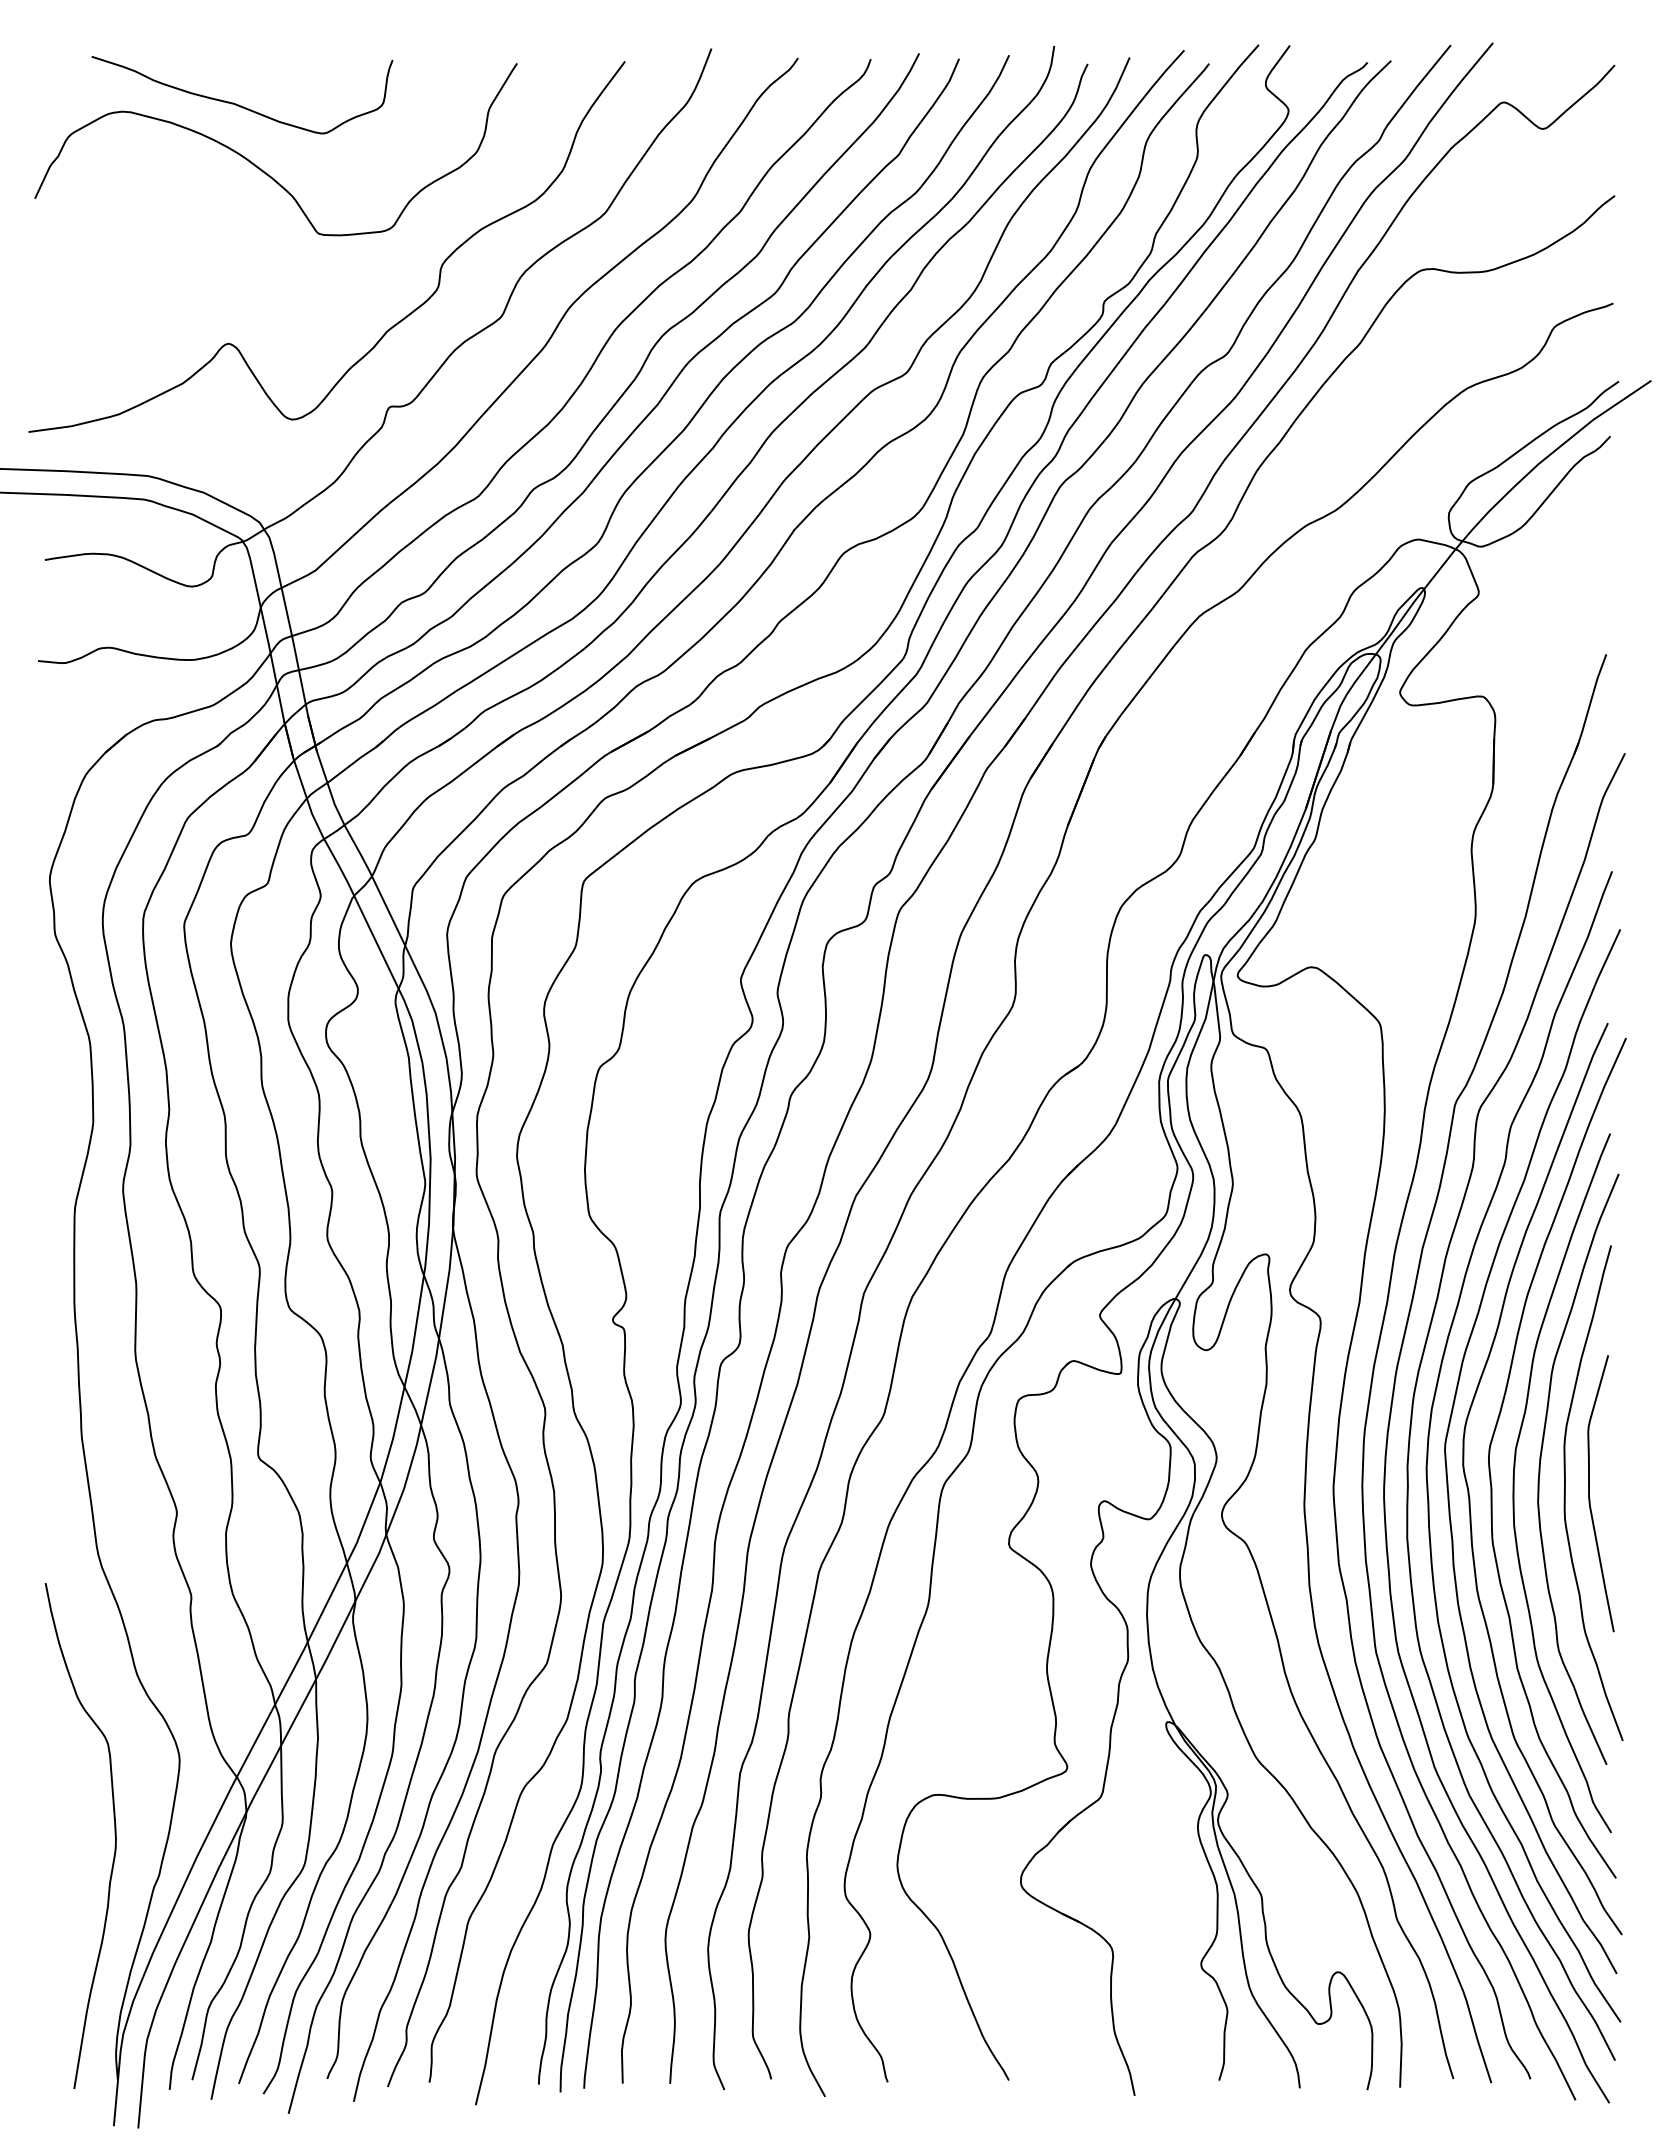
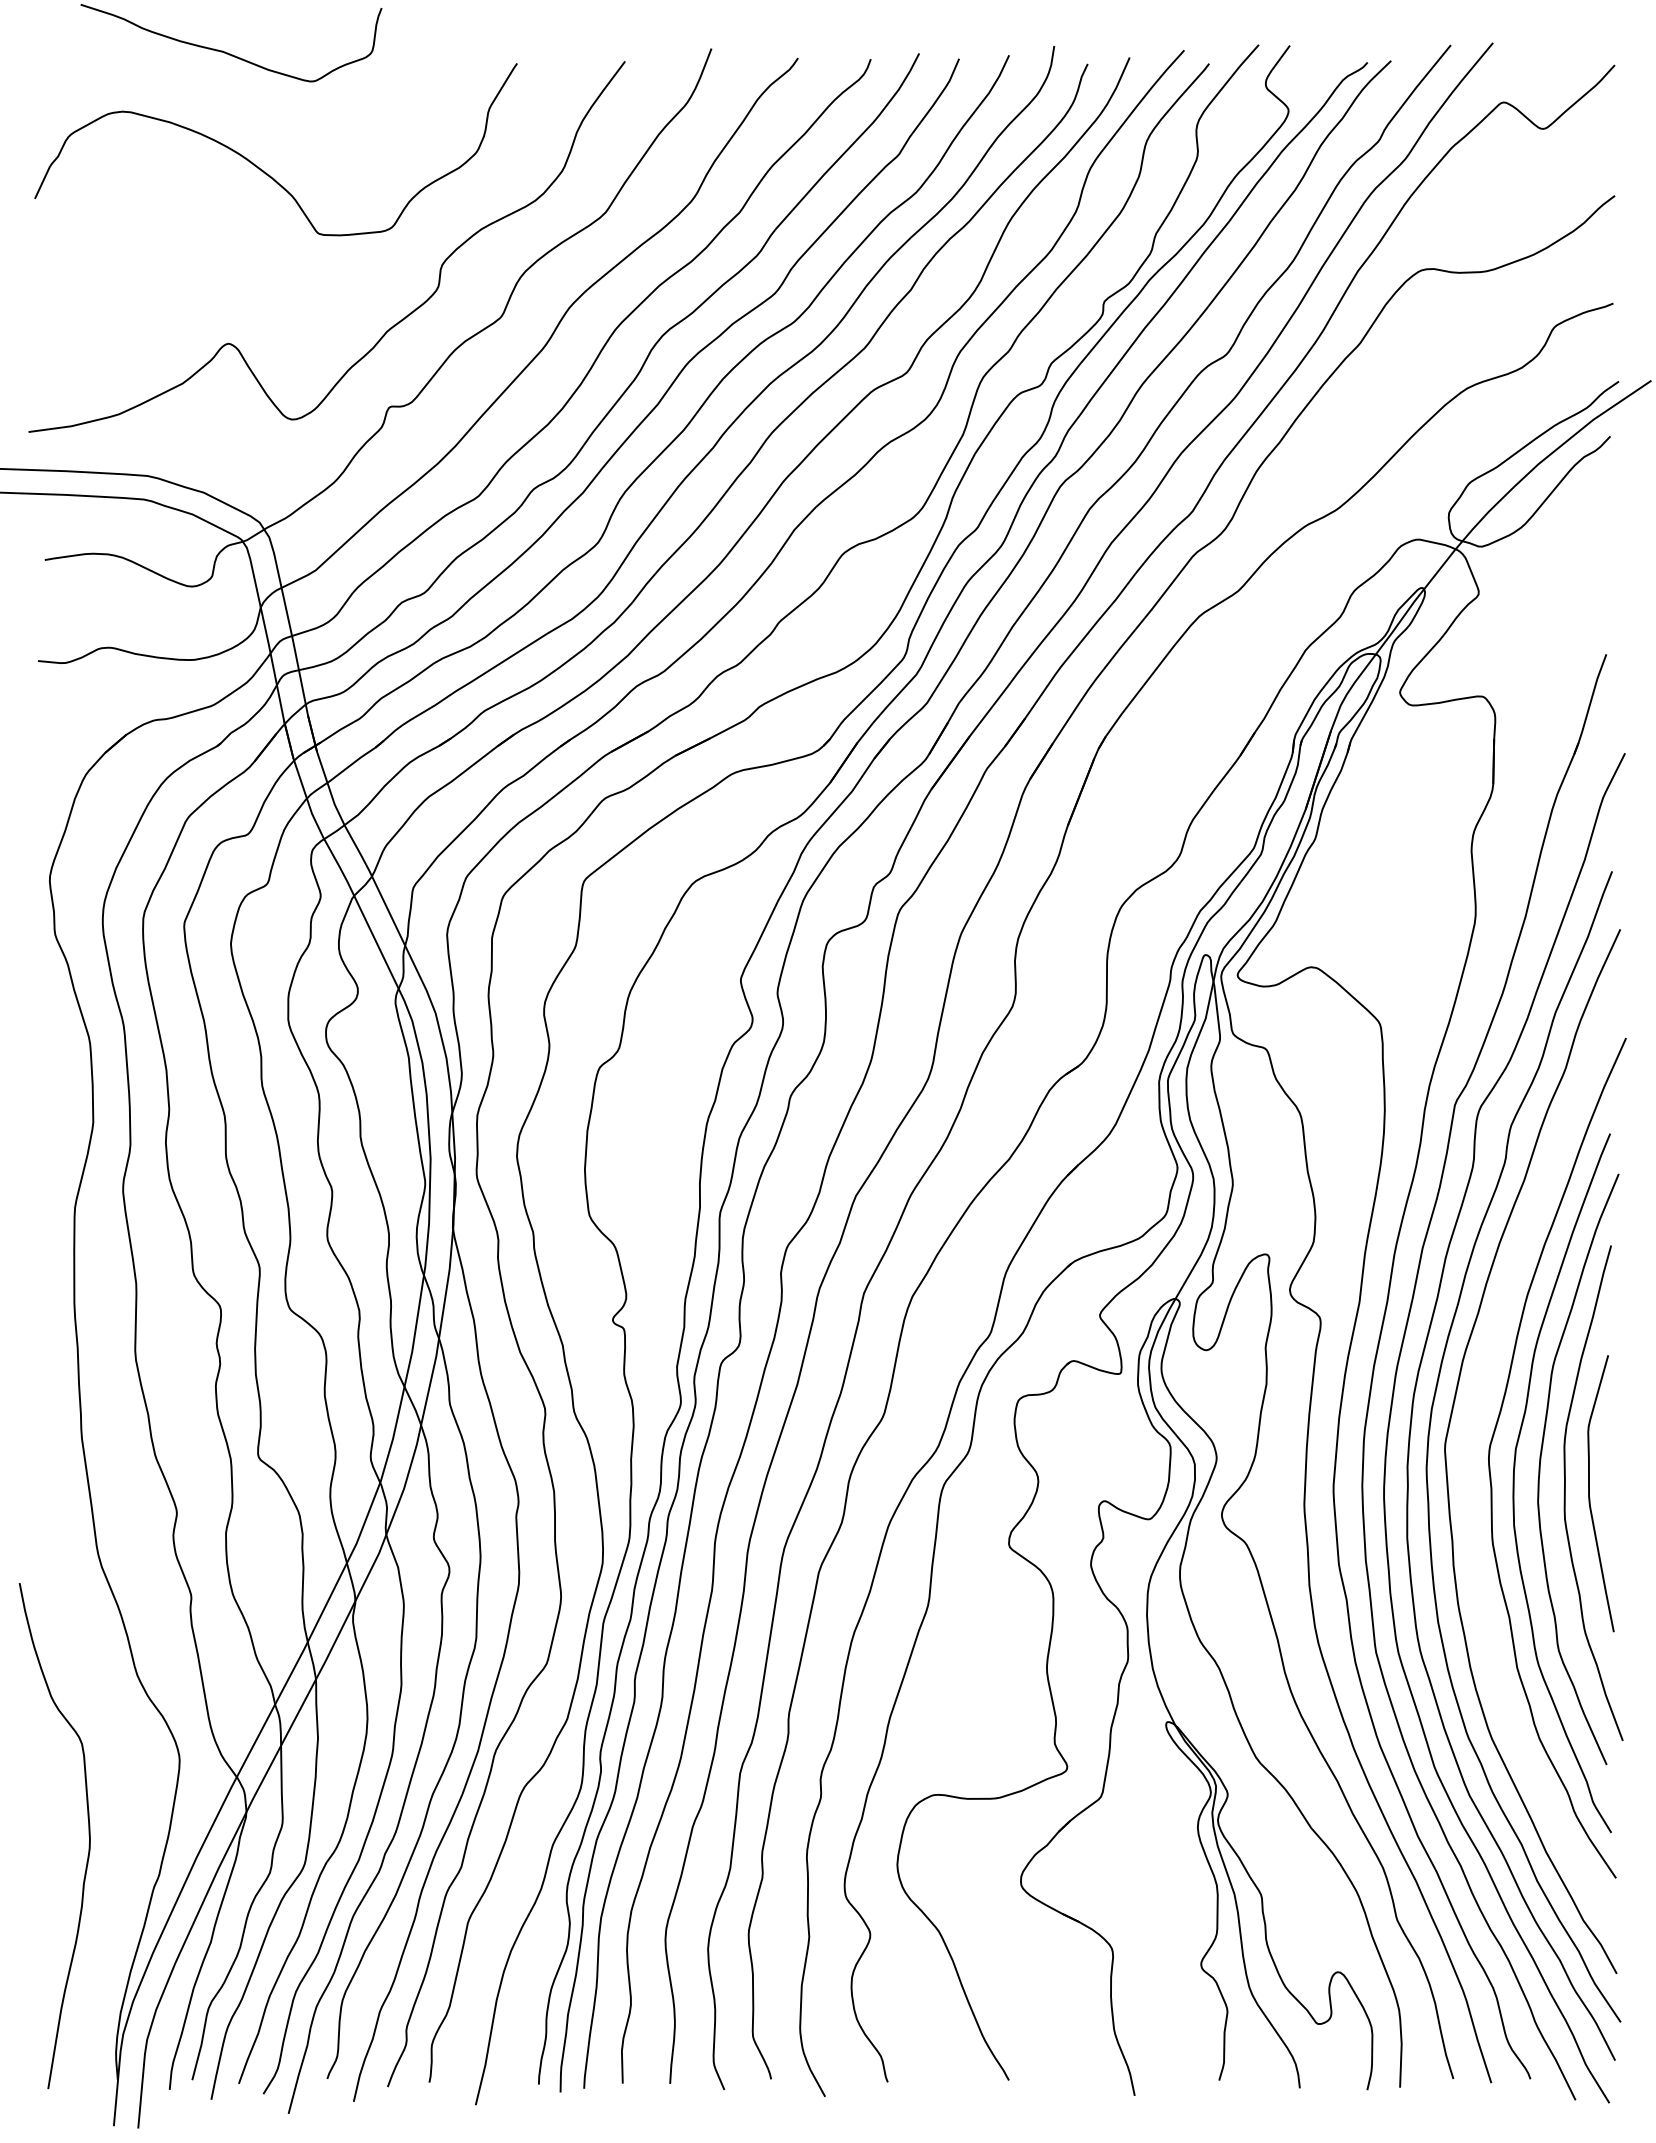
curve position: (238, 104) -> (227, 52) (227, 52)
curve: present -> none (1469, 1490)
curve position: (114, 1835) -> (88, 1835) (88, 1835)
